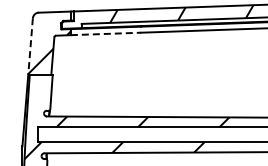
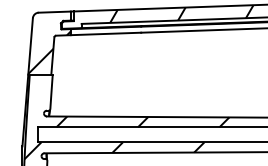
line: dashed -> solid (106, 33)
line: dashed -> solid (30, 46)
